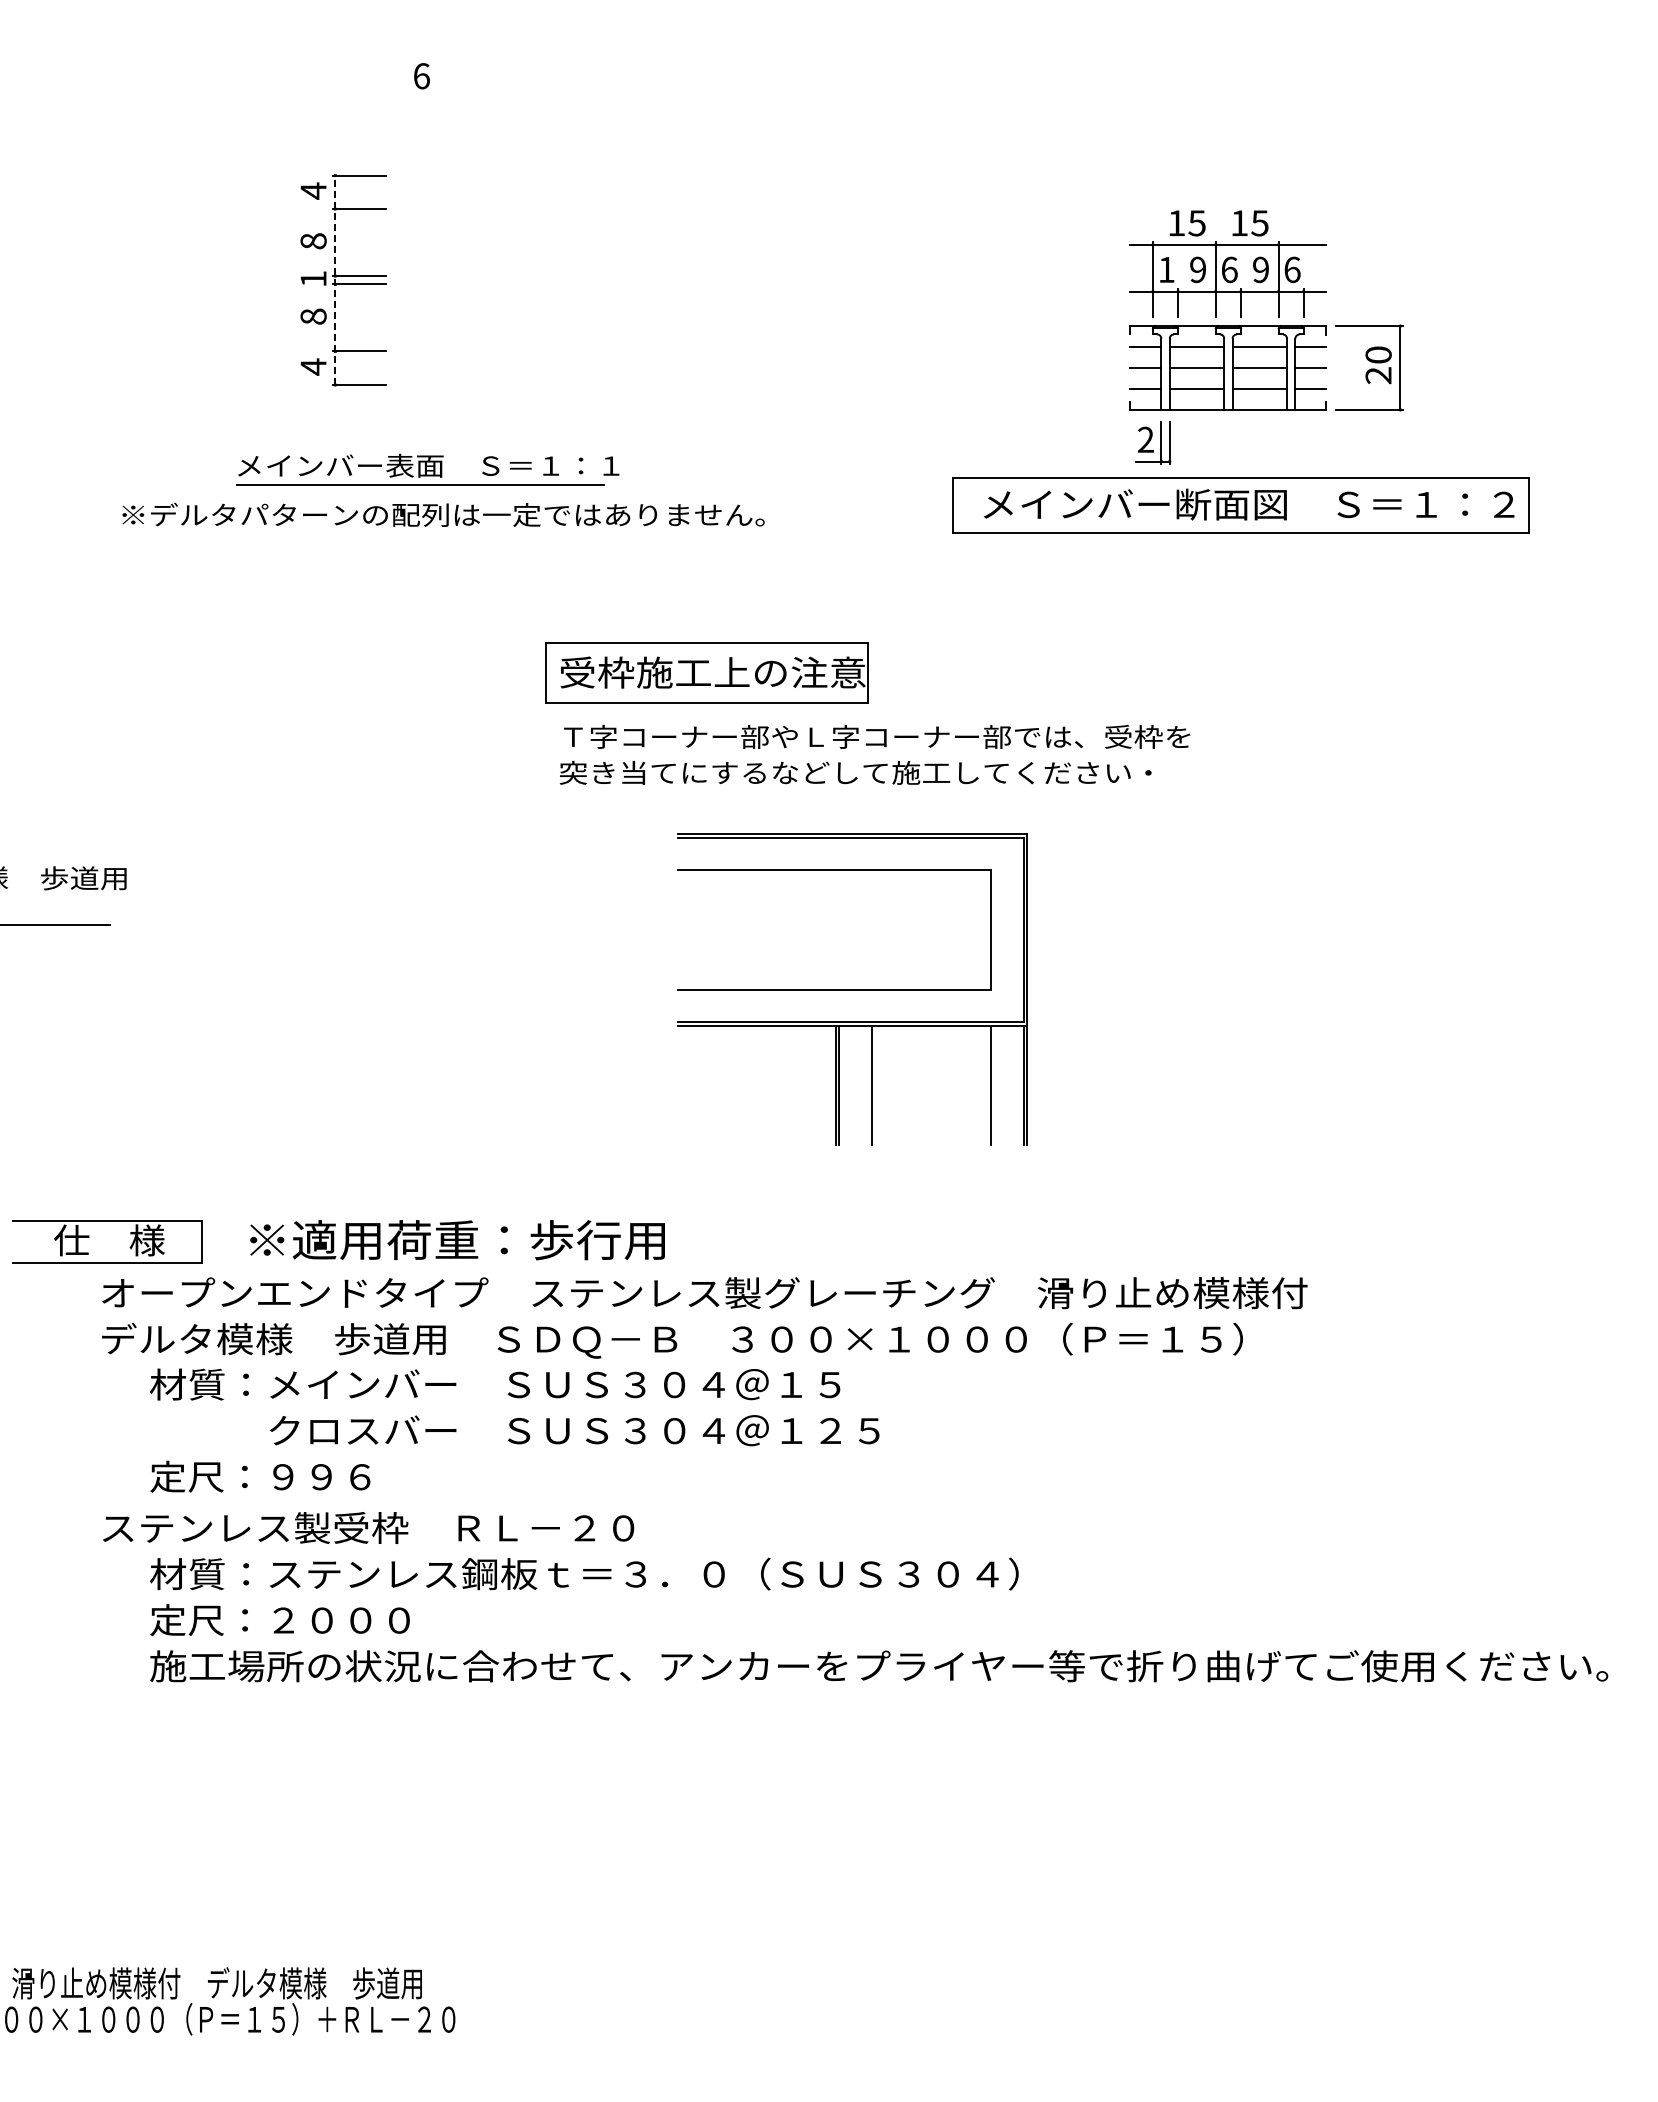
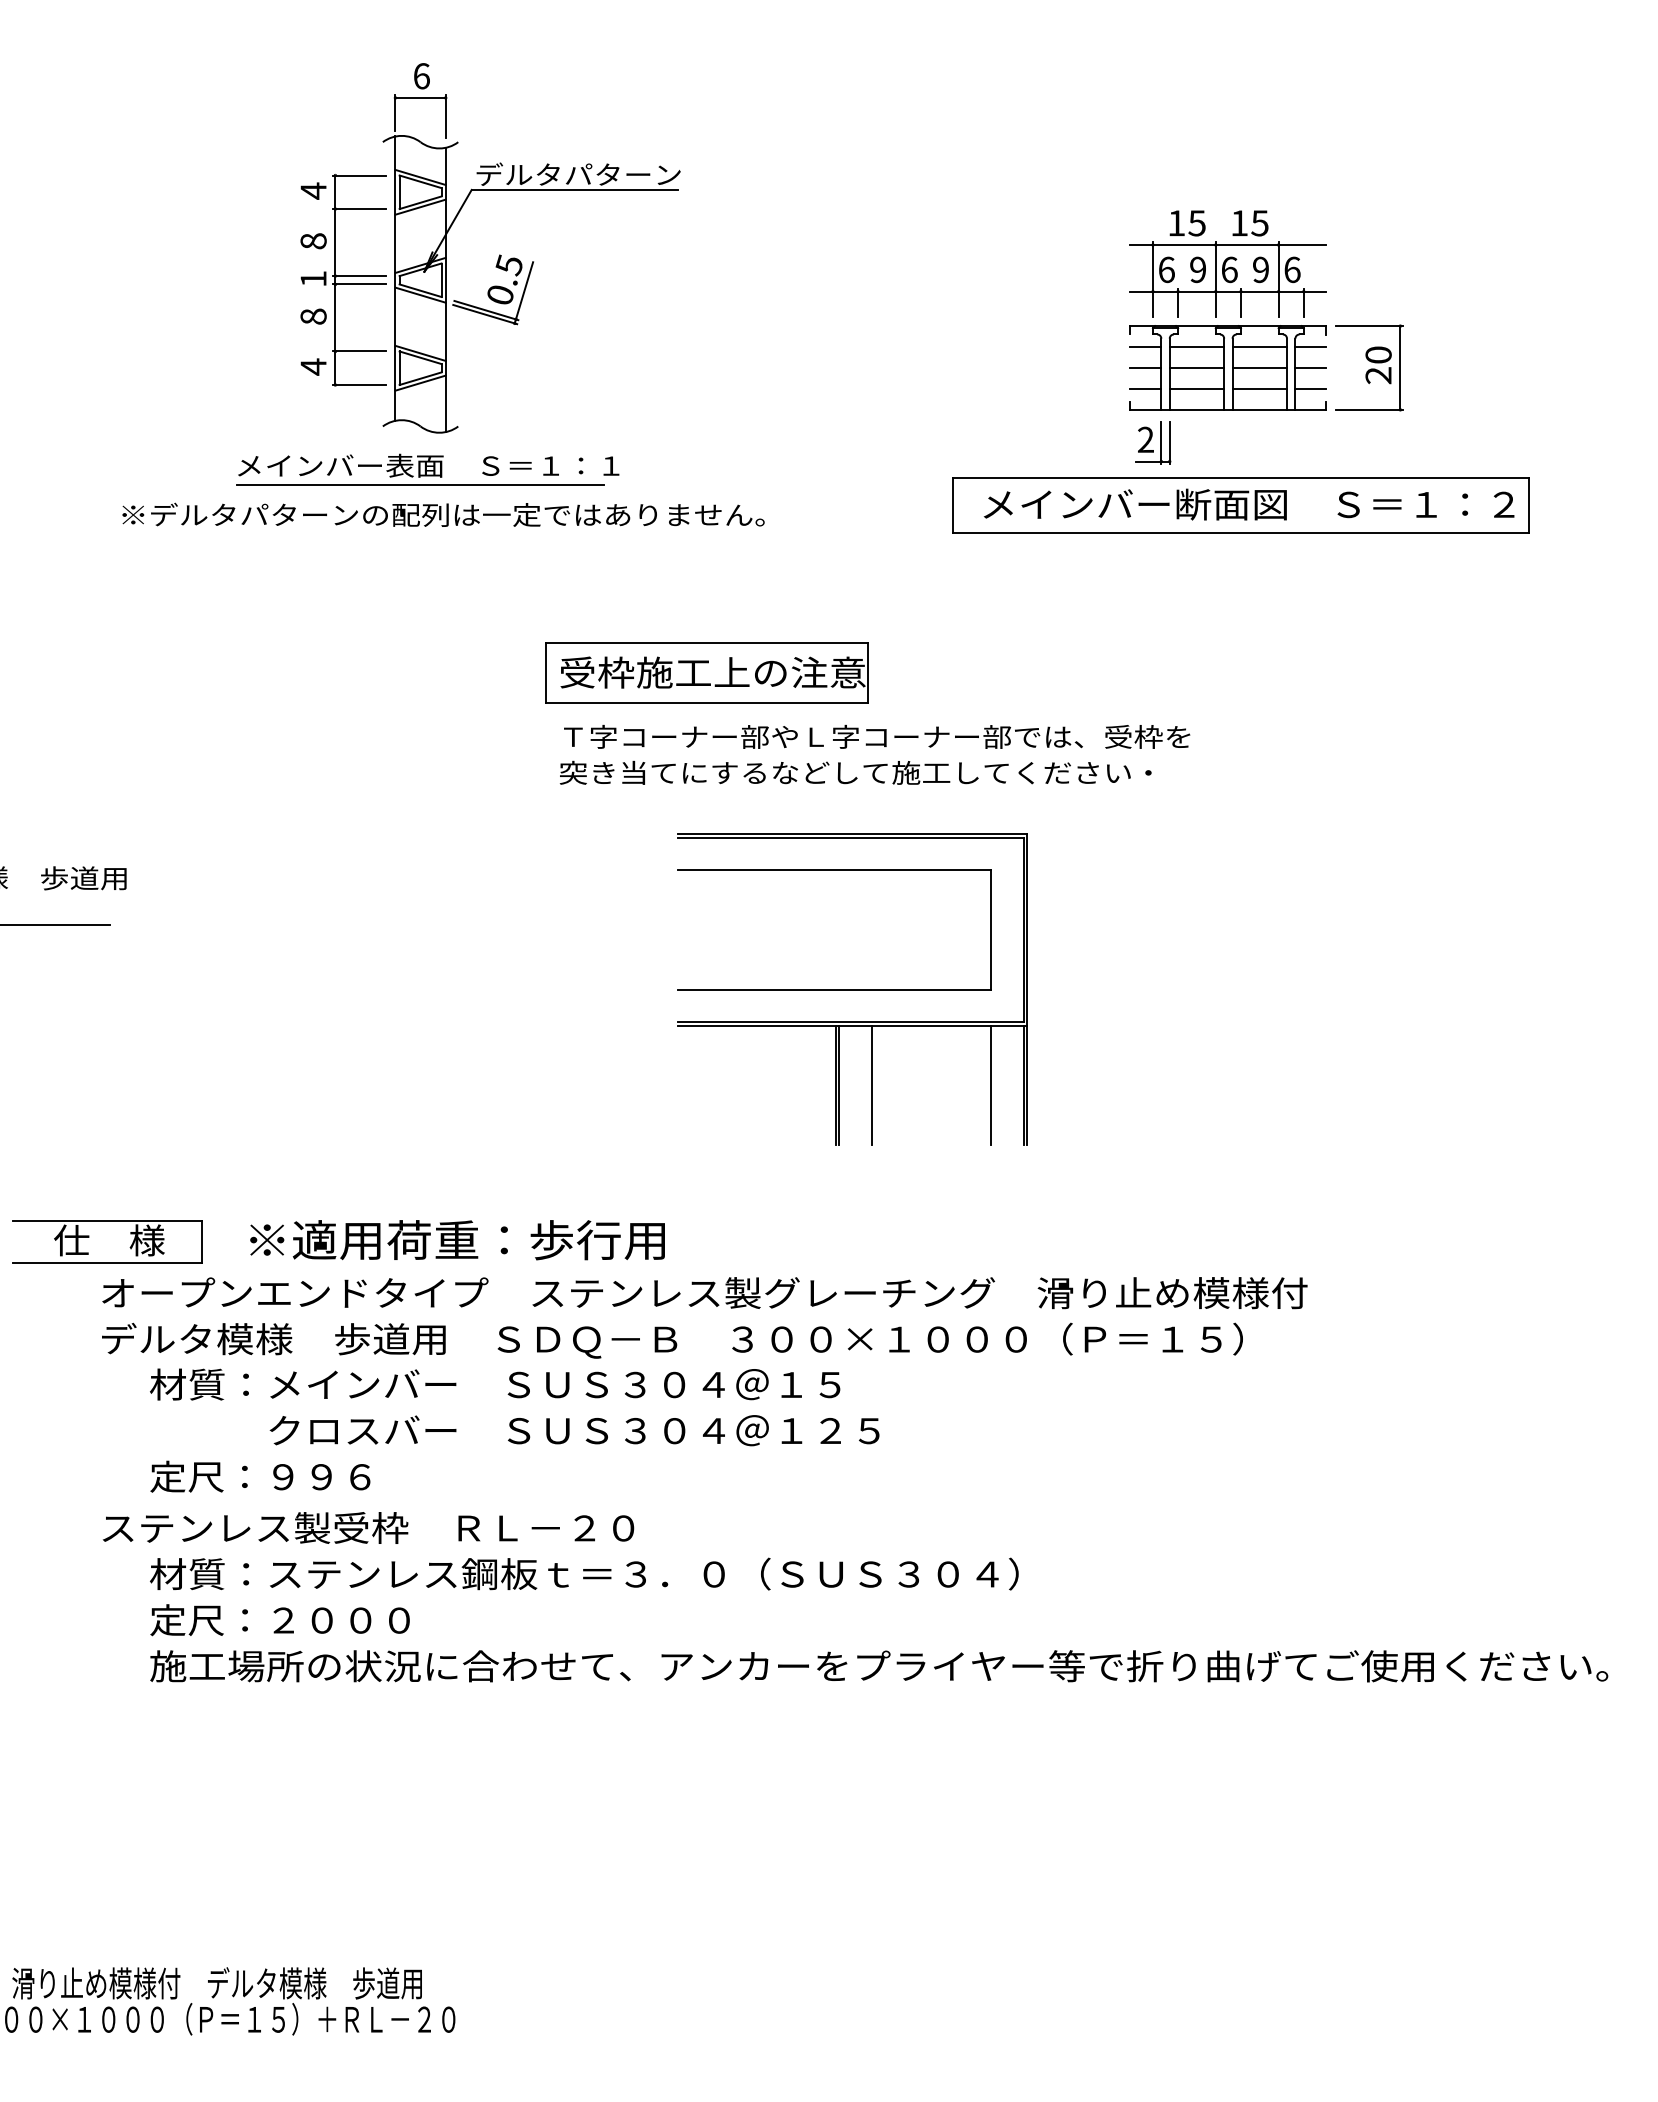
part: none -> present (531, 263)
text: 1 -> 6 (1166, 269)
line: dashed -> solid (335, 280)
